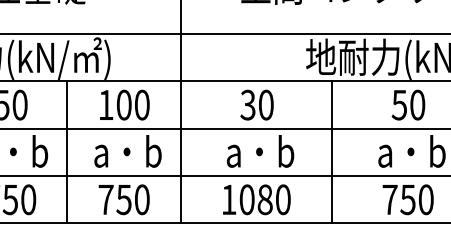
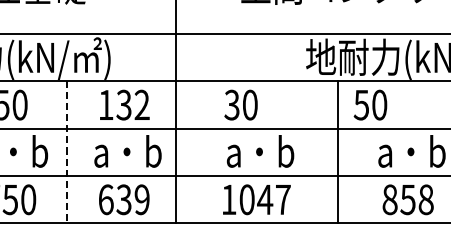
text: 100 -> 132 (132, 104)
text position: (256, 104) -> (240, 104) (240, 104)
text position: (408, 104) -> (370, 104) (370, 104)
line position: (181, 112) -> (176, 112) (176, 112)
line: solid -> dashed (67, 152)
line position: (332, 152) -> (338, 152) (338, 152)
text: 750 -> 639 (123, 199)
text: 1080 -> 1047 (273, 199)
text: 750 -> 858 (407, 199)
